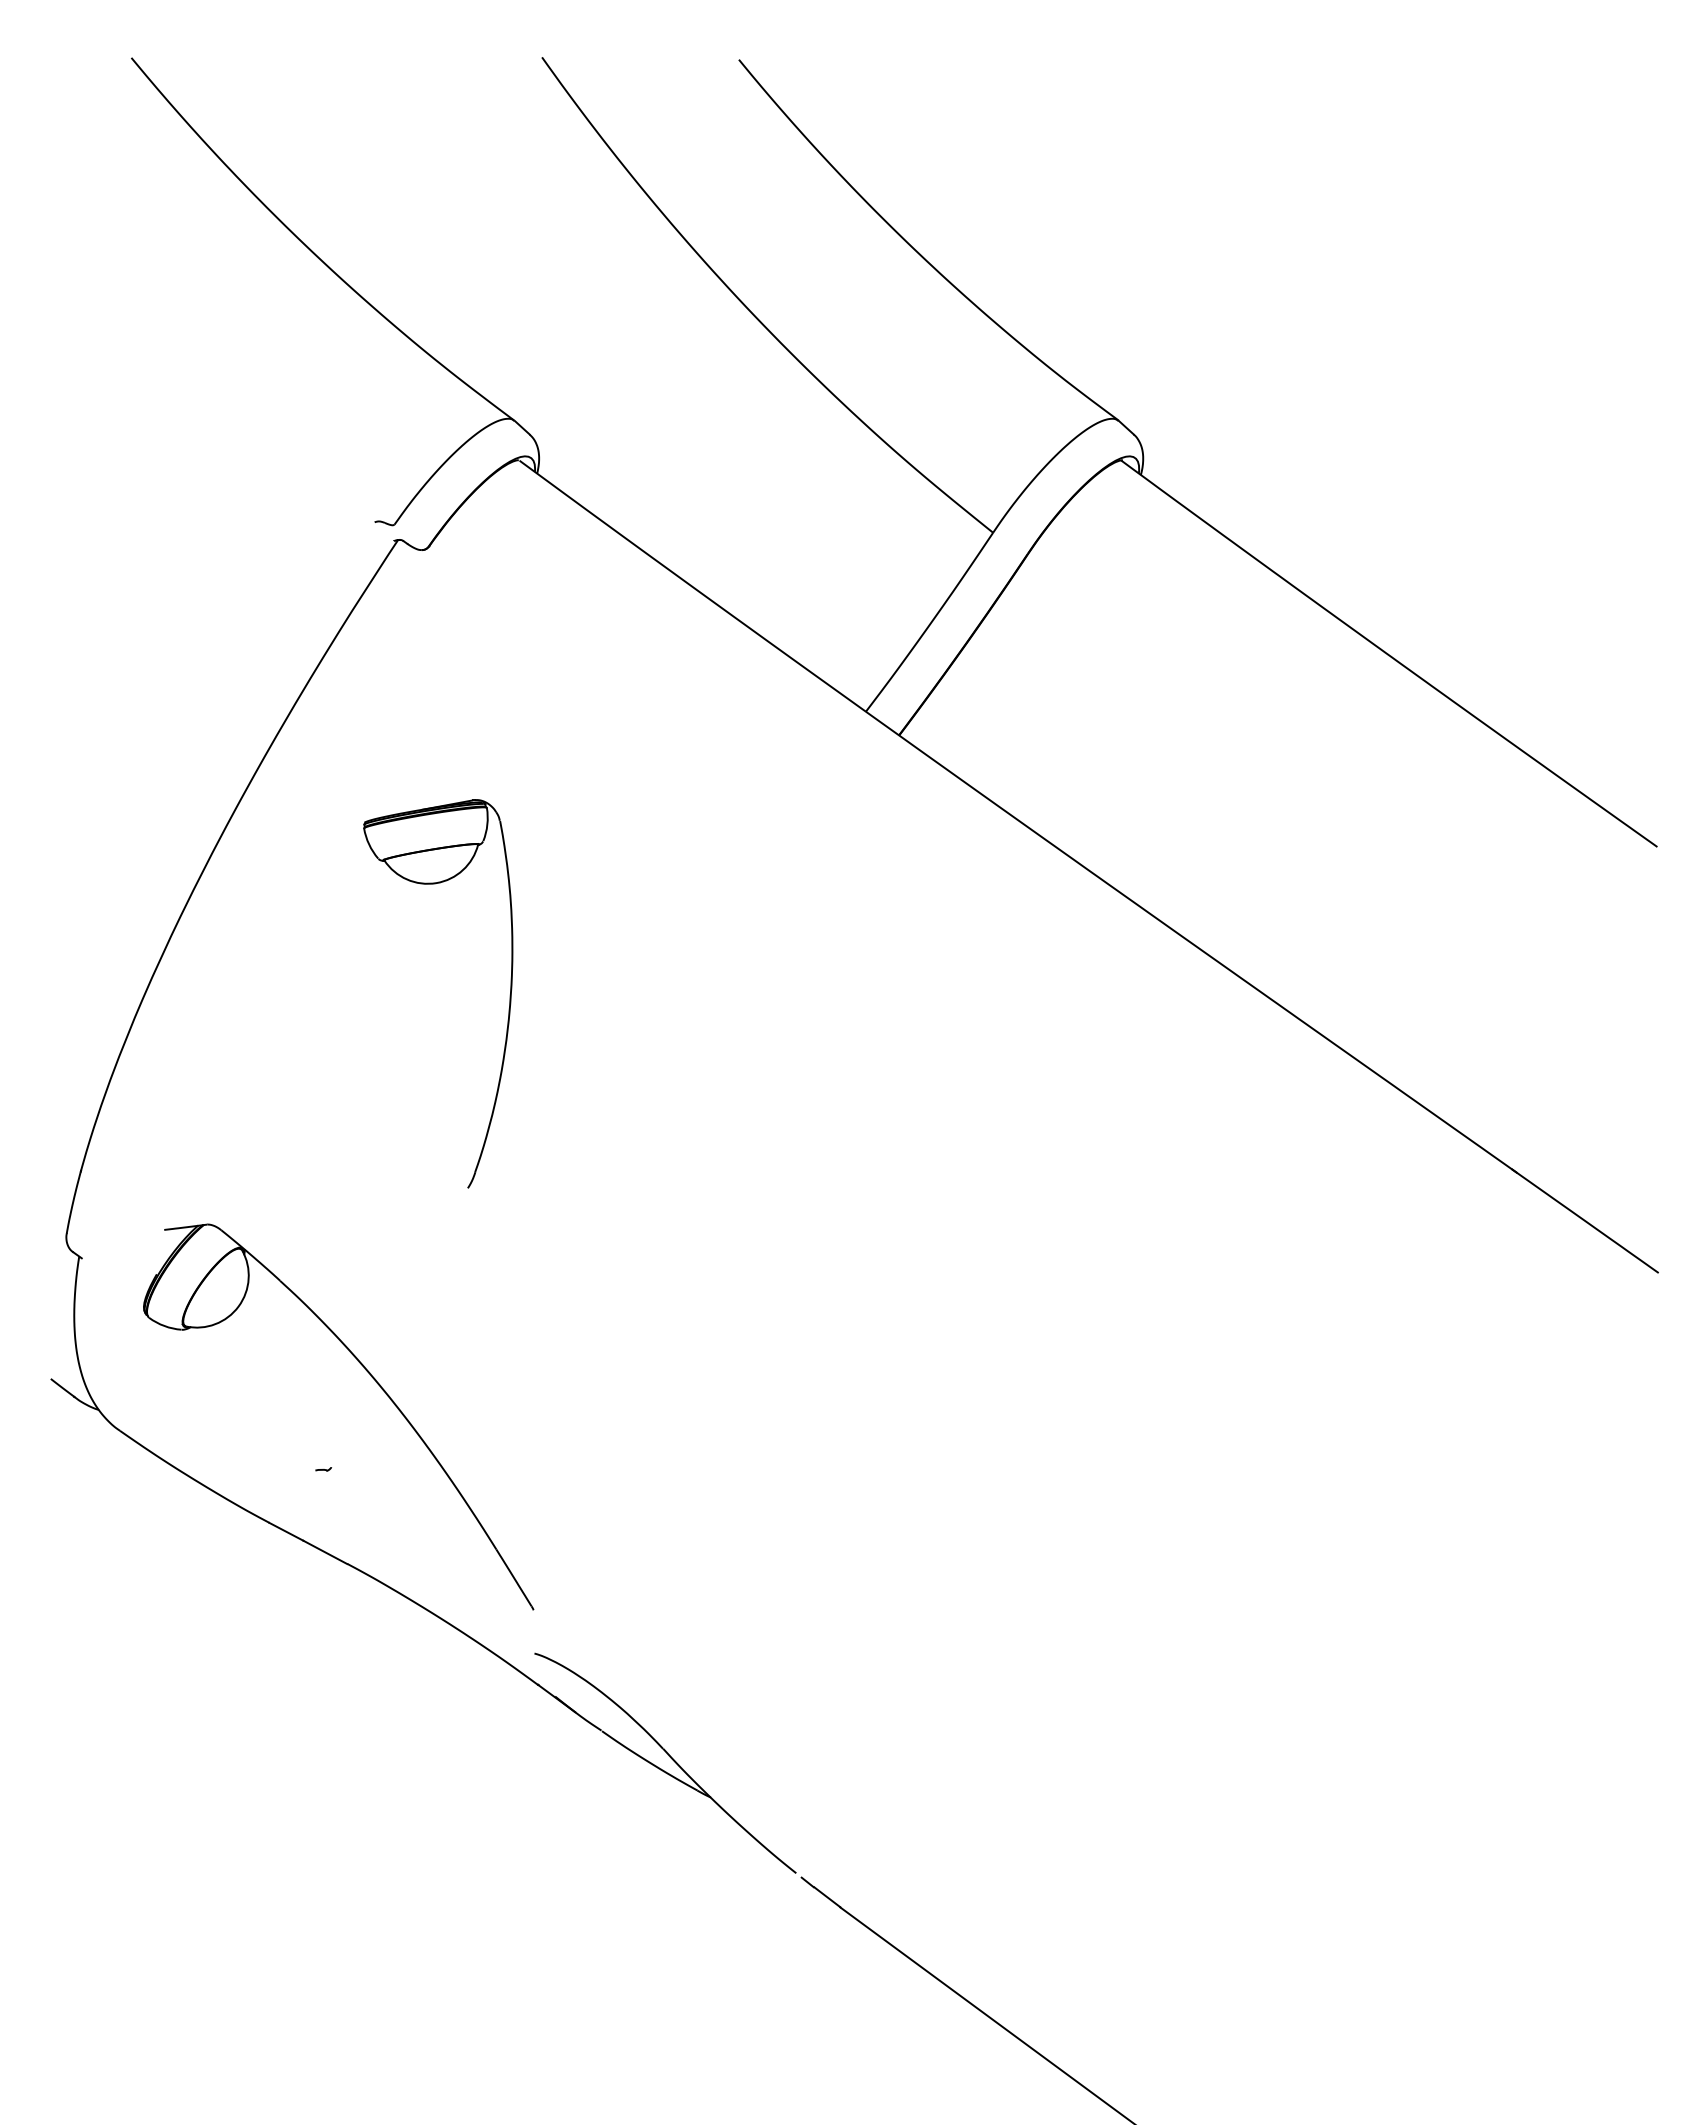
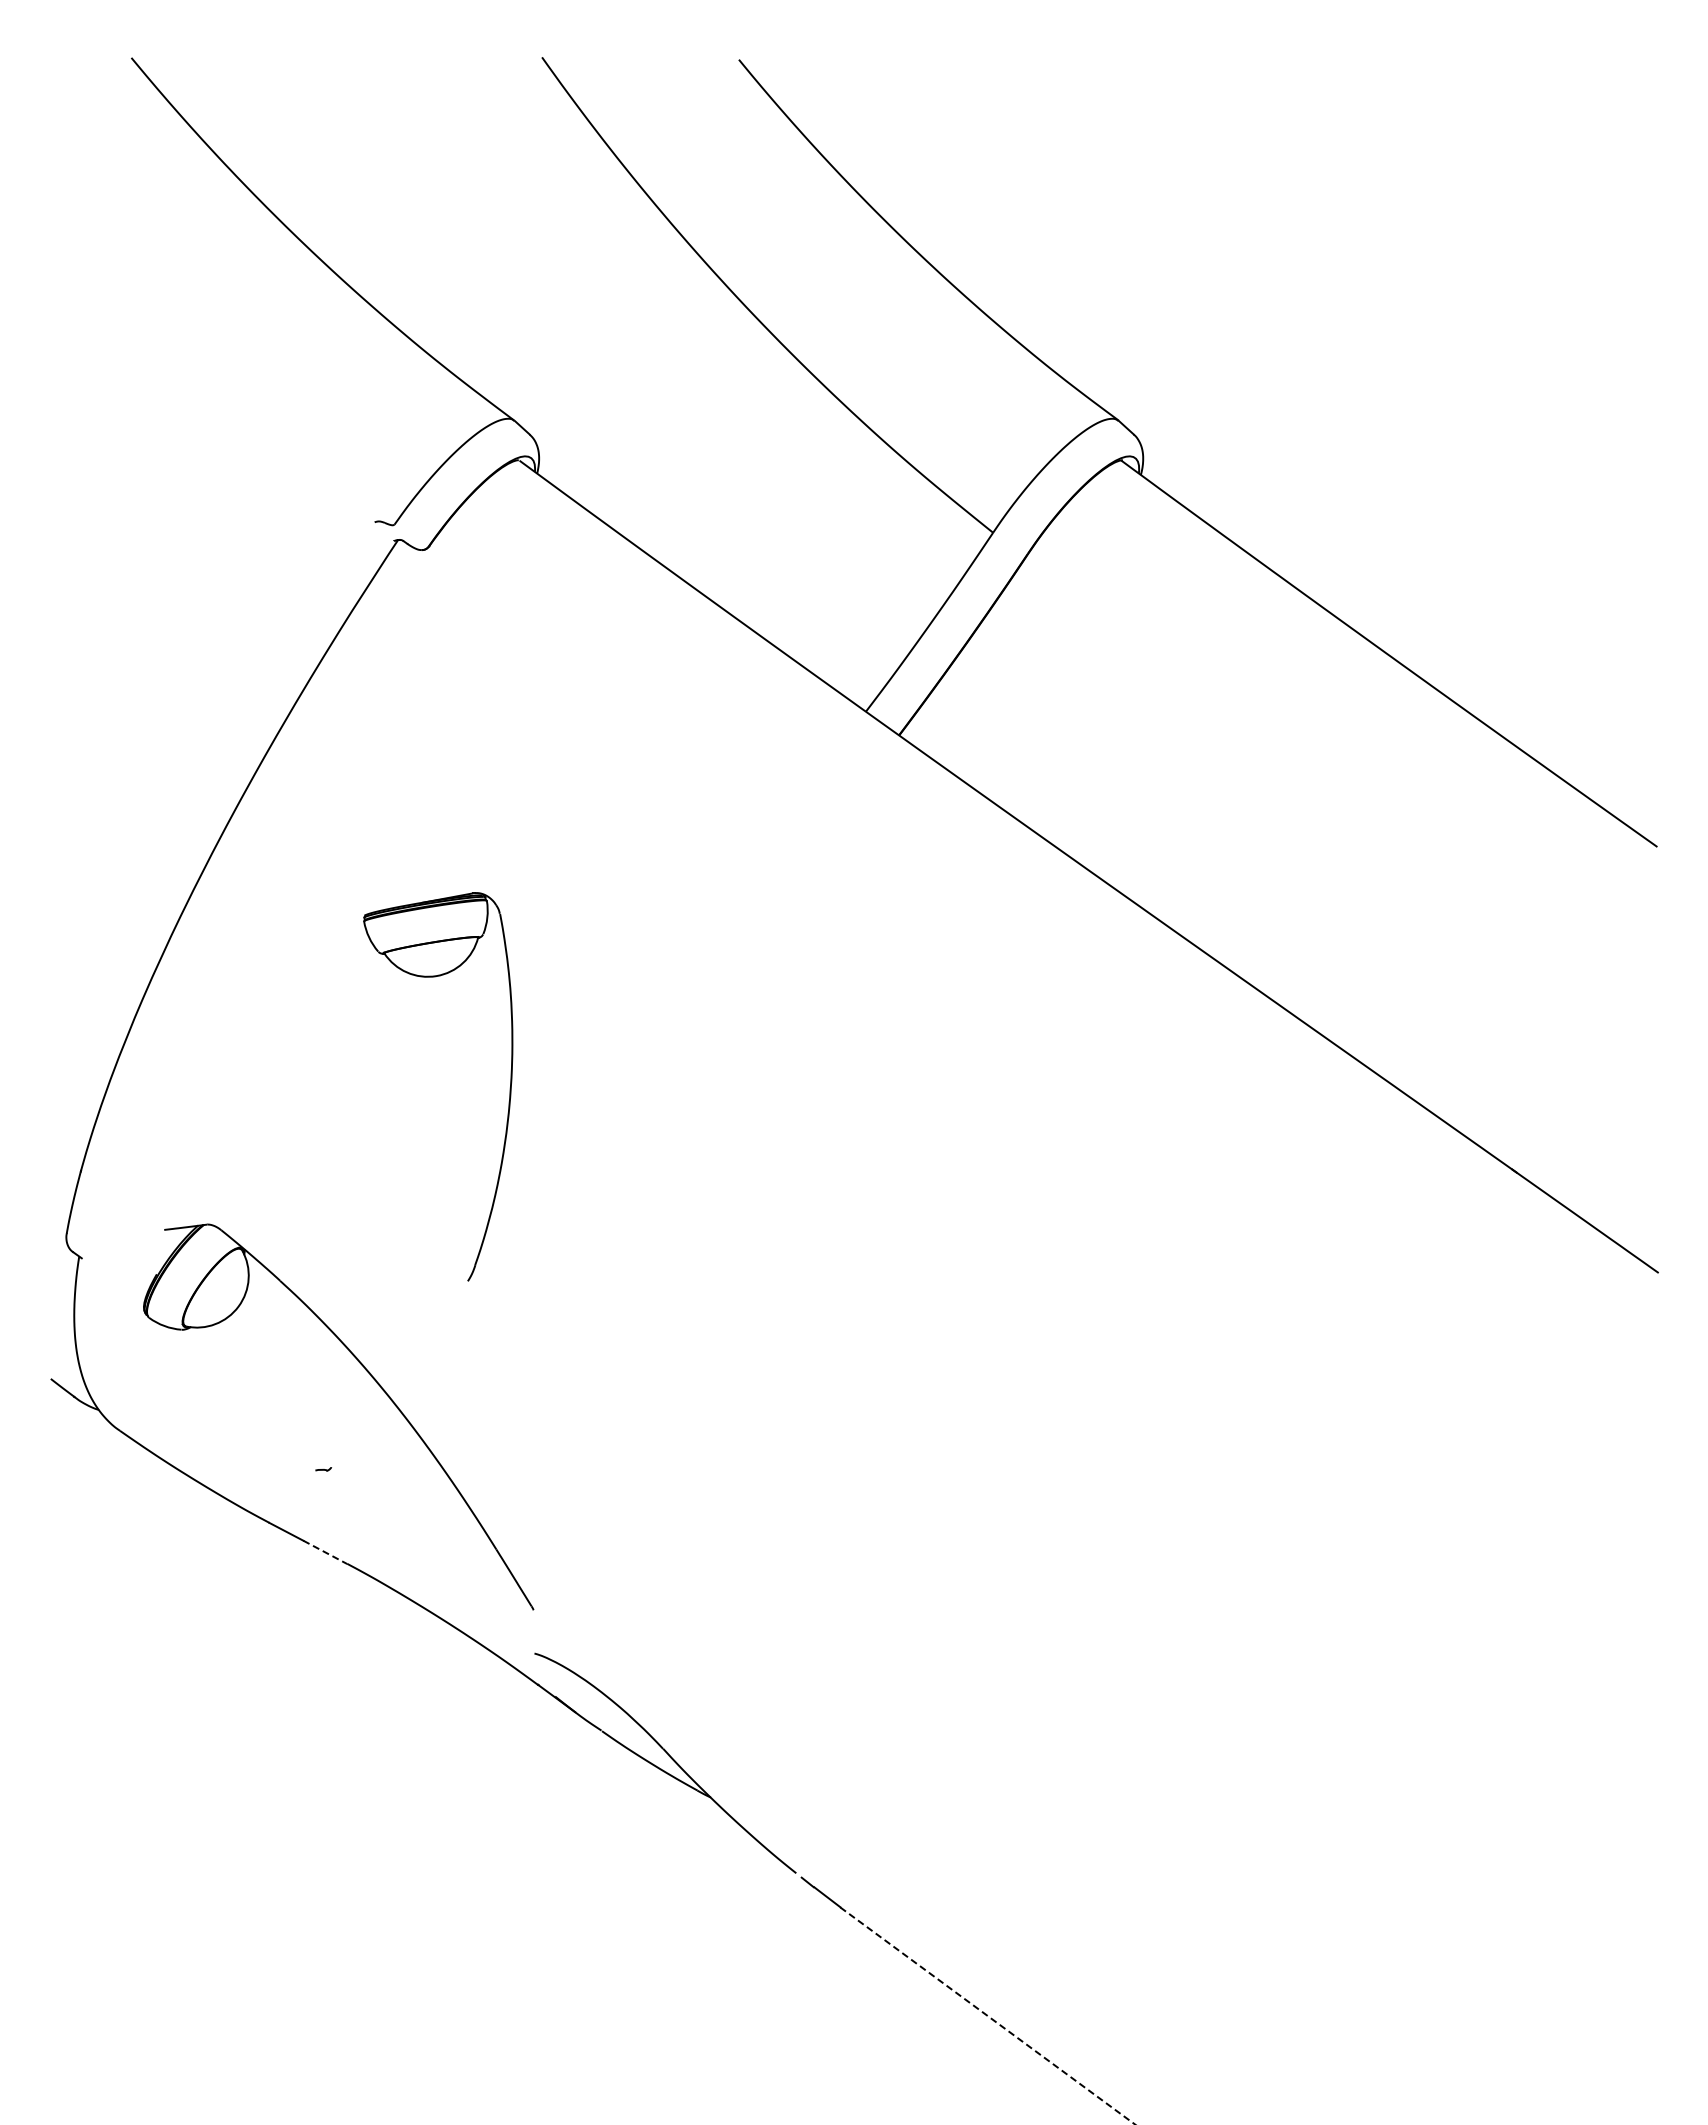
part position: (509, 995) -> (509, 1088) (509, 1088)
line: solid -> dashed (325, 1552)
line: solid -> dashed (988, 2016)
